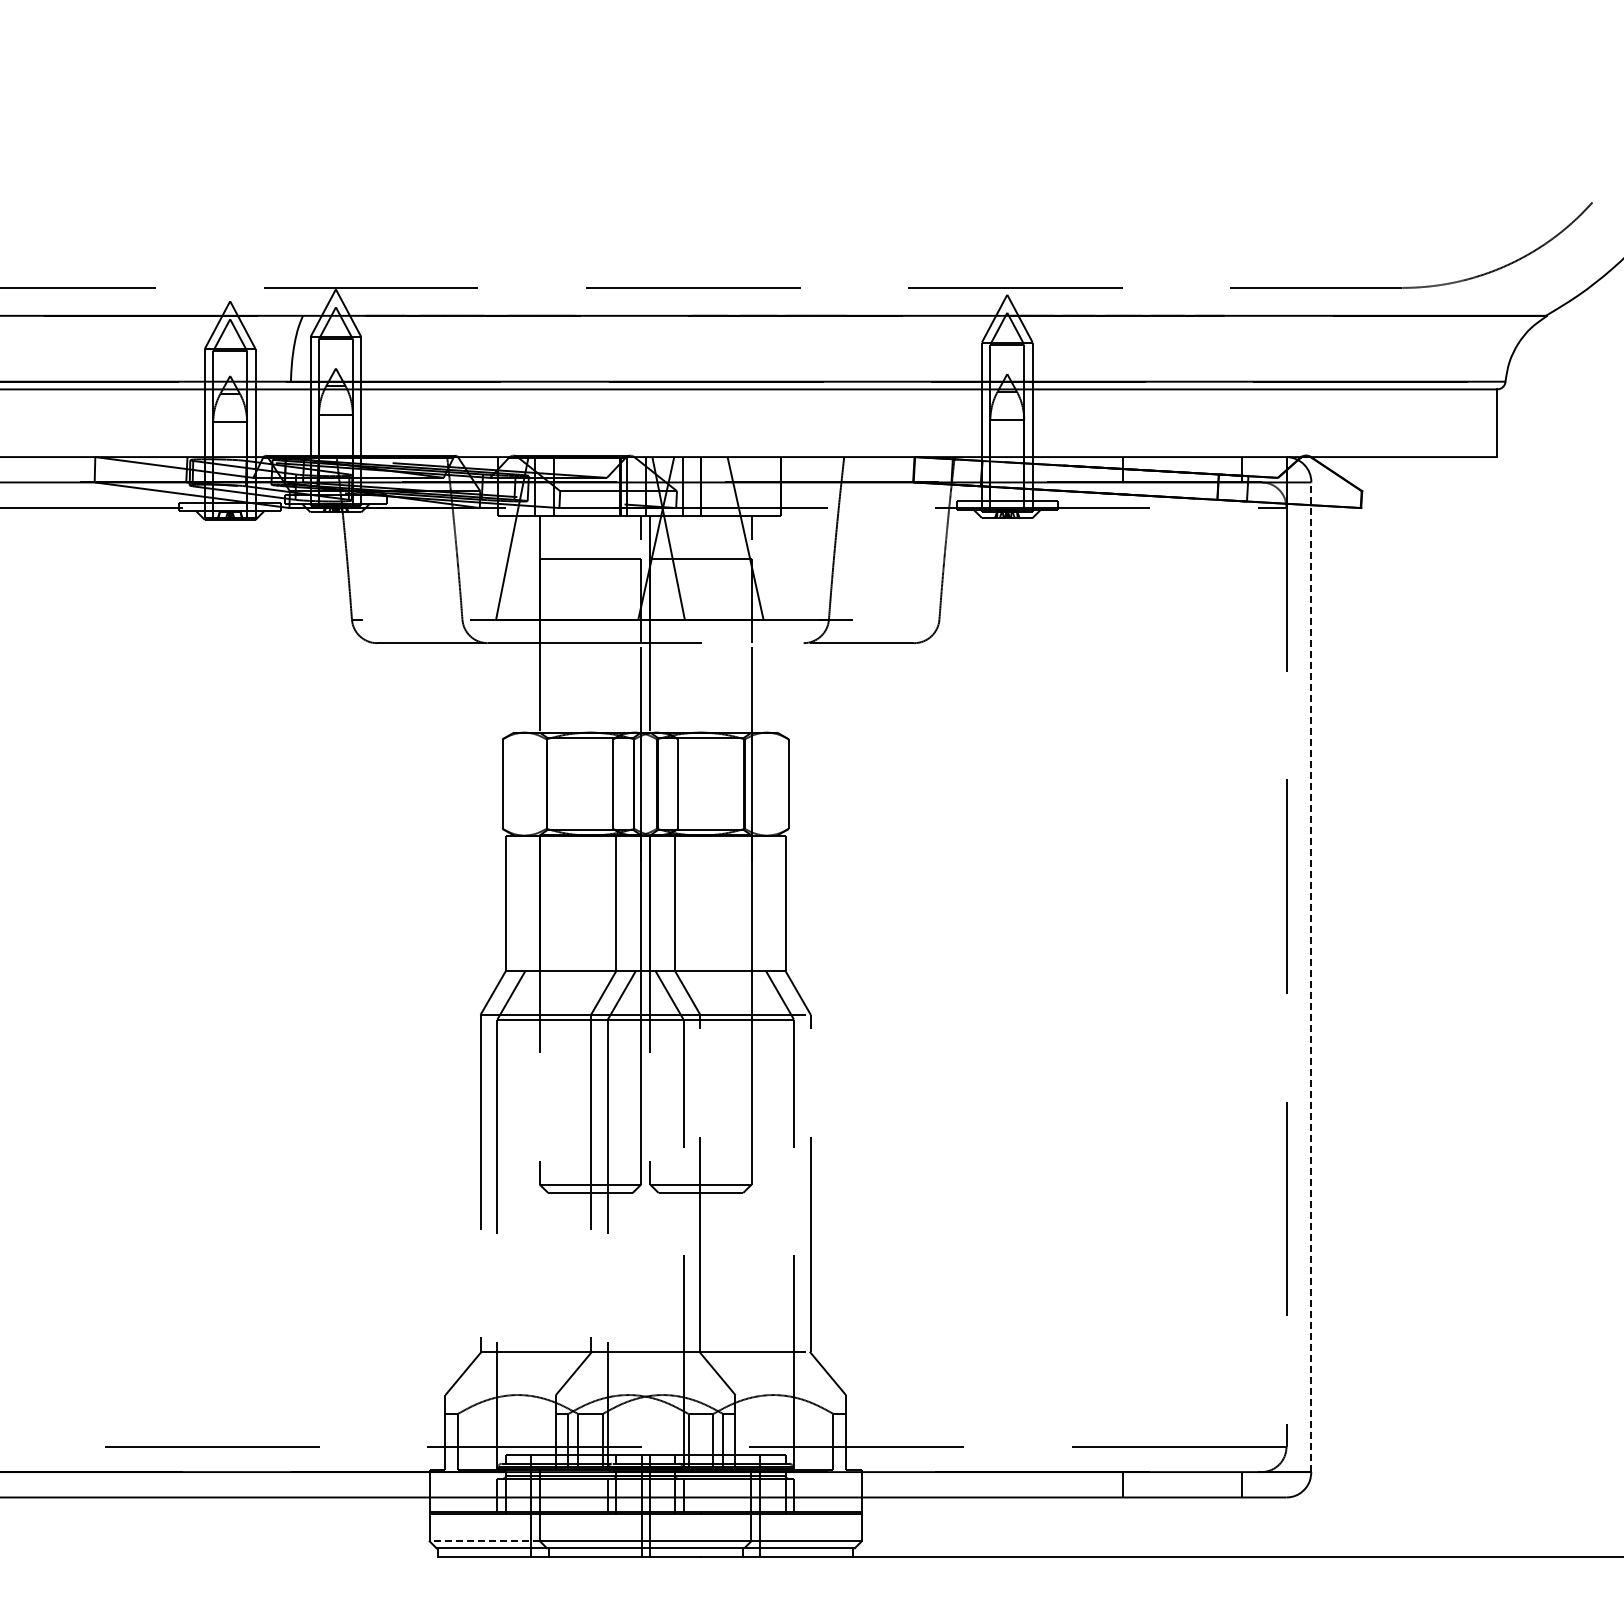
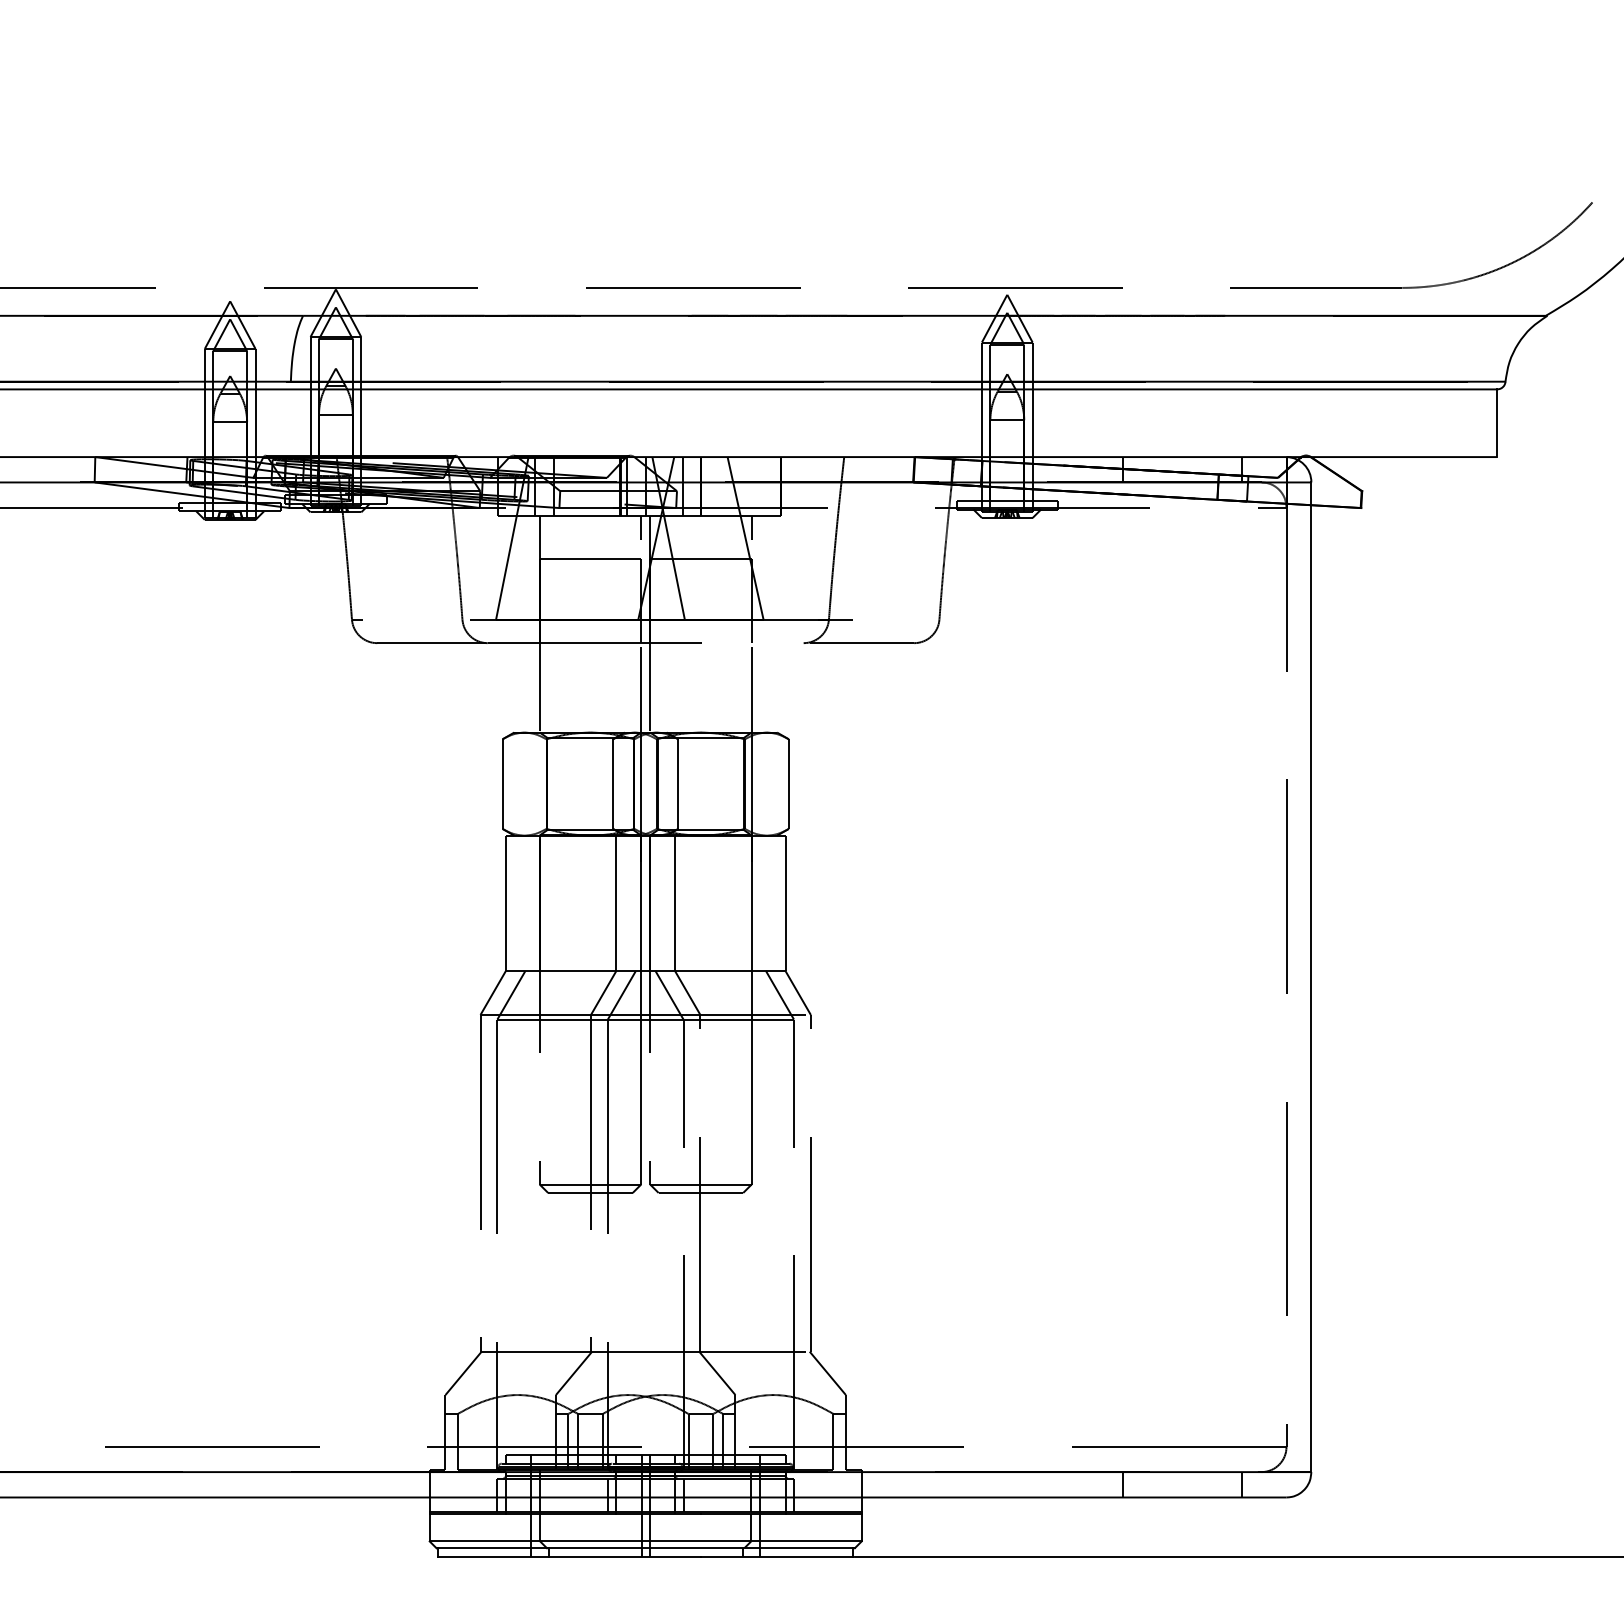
line: dashed -> solid (1311, 977)
line: dashed -> solid (484, 1541)
